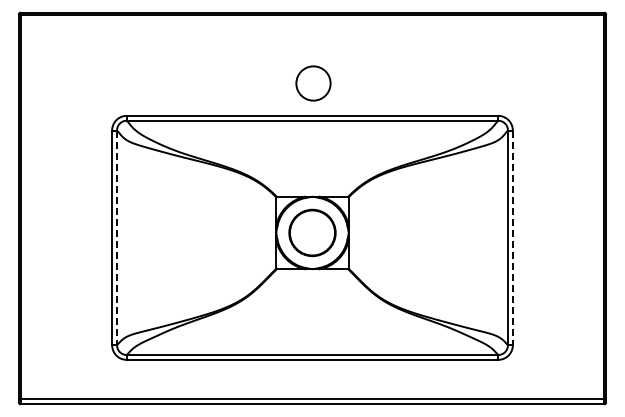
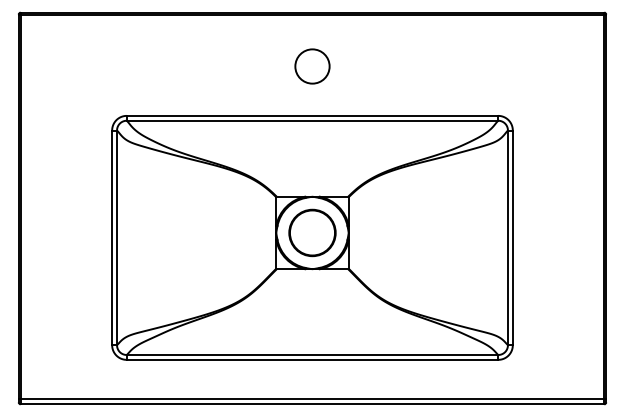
circle position: (313, 83) -> (312, 66) (312, 66)
line: dashed -> solid (117, 238)
line: dashed -> solid (512, 238)
